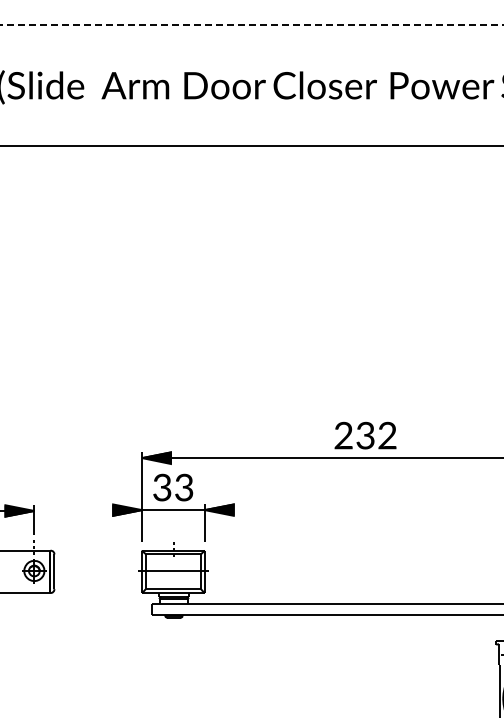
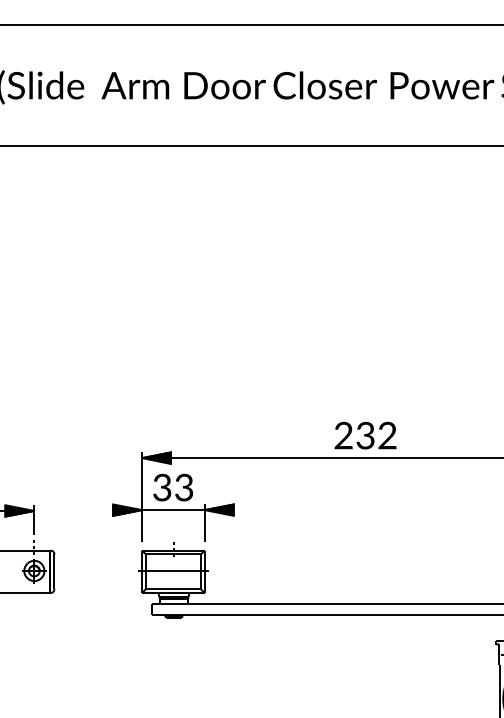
line: dashed -> solid (251, 24)
